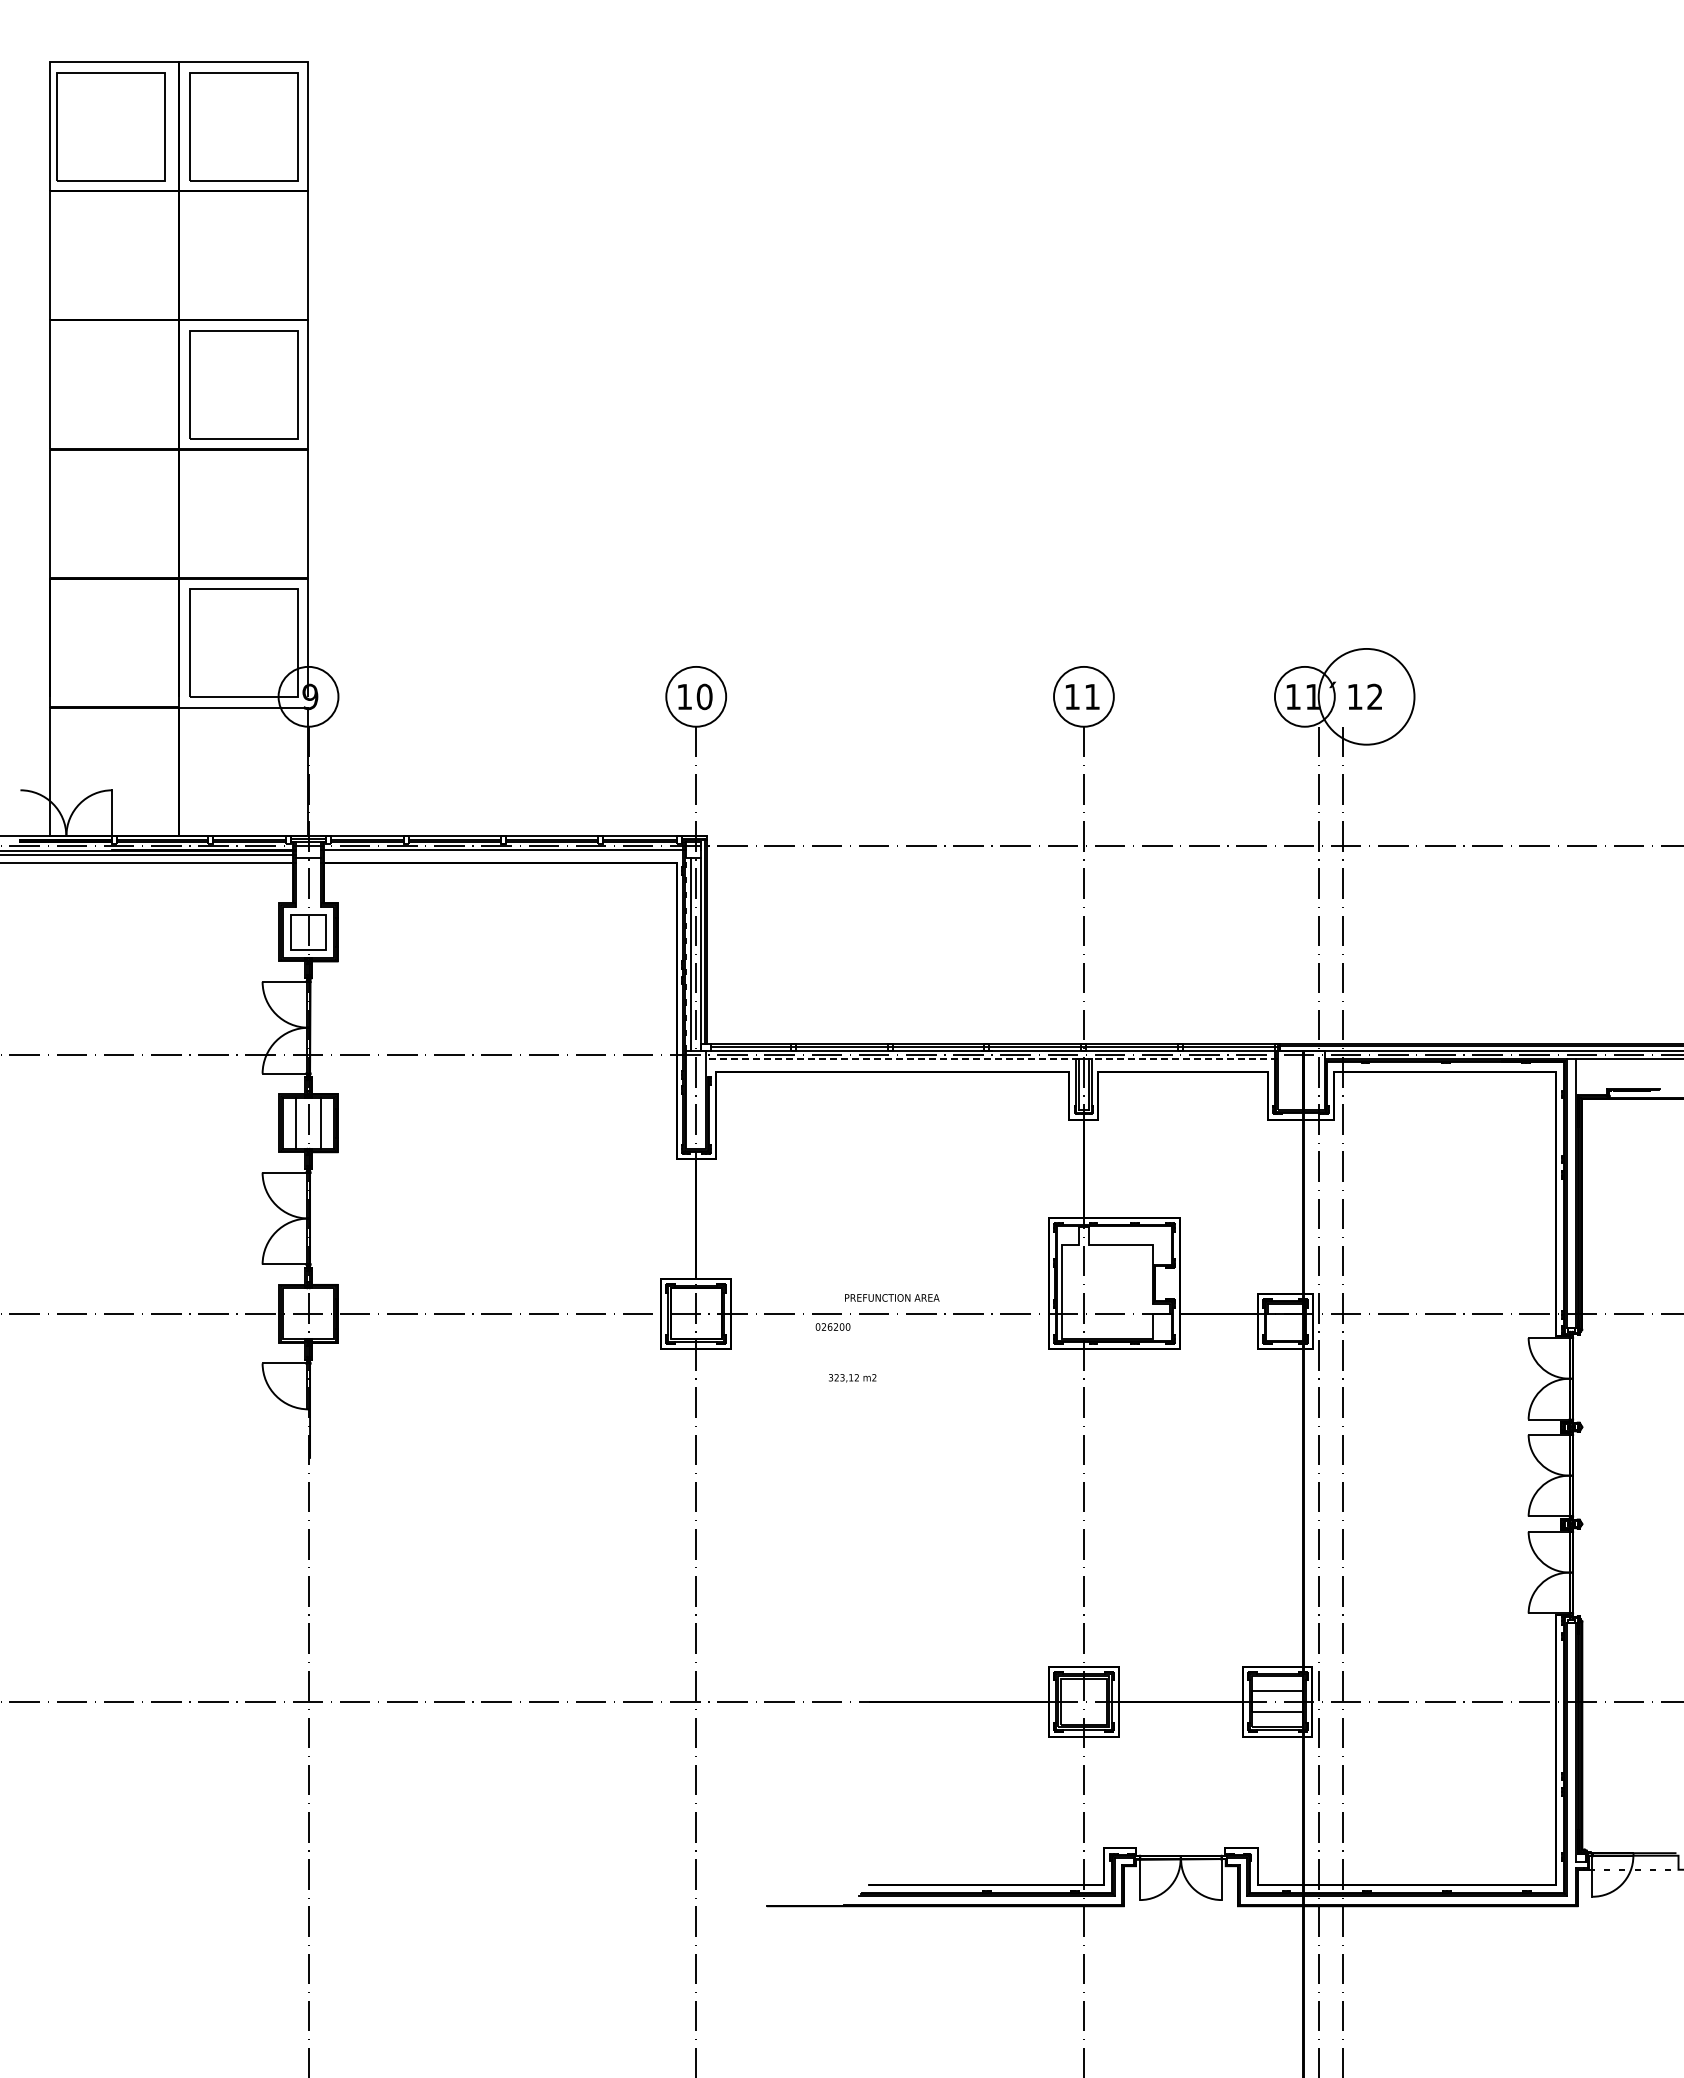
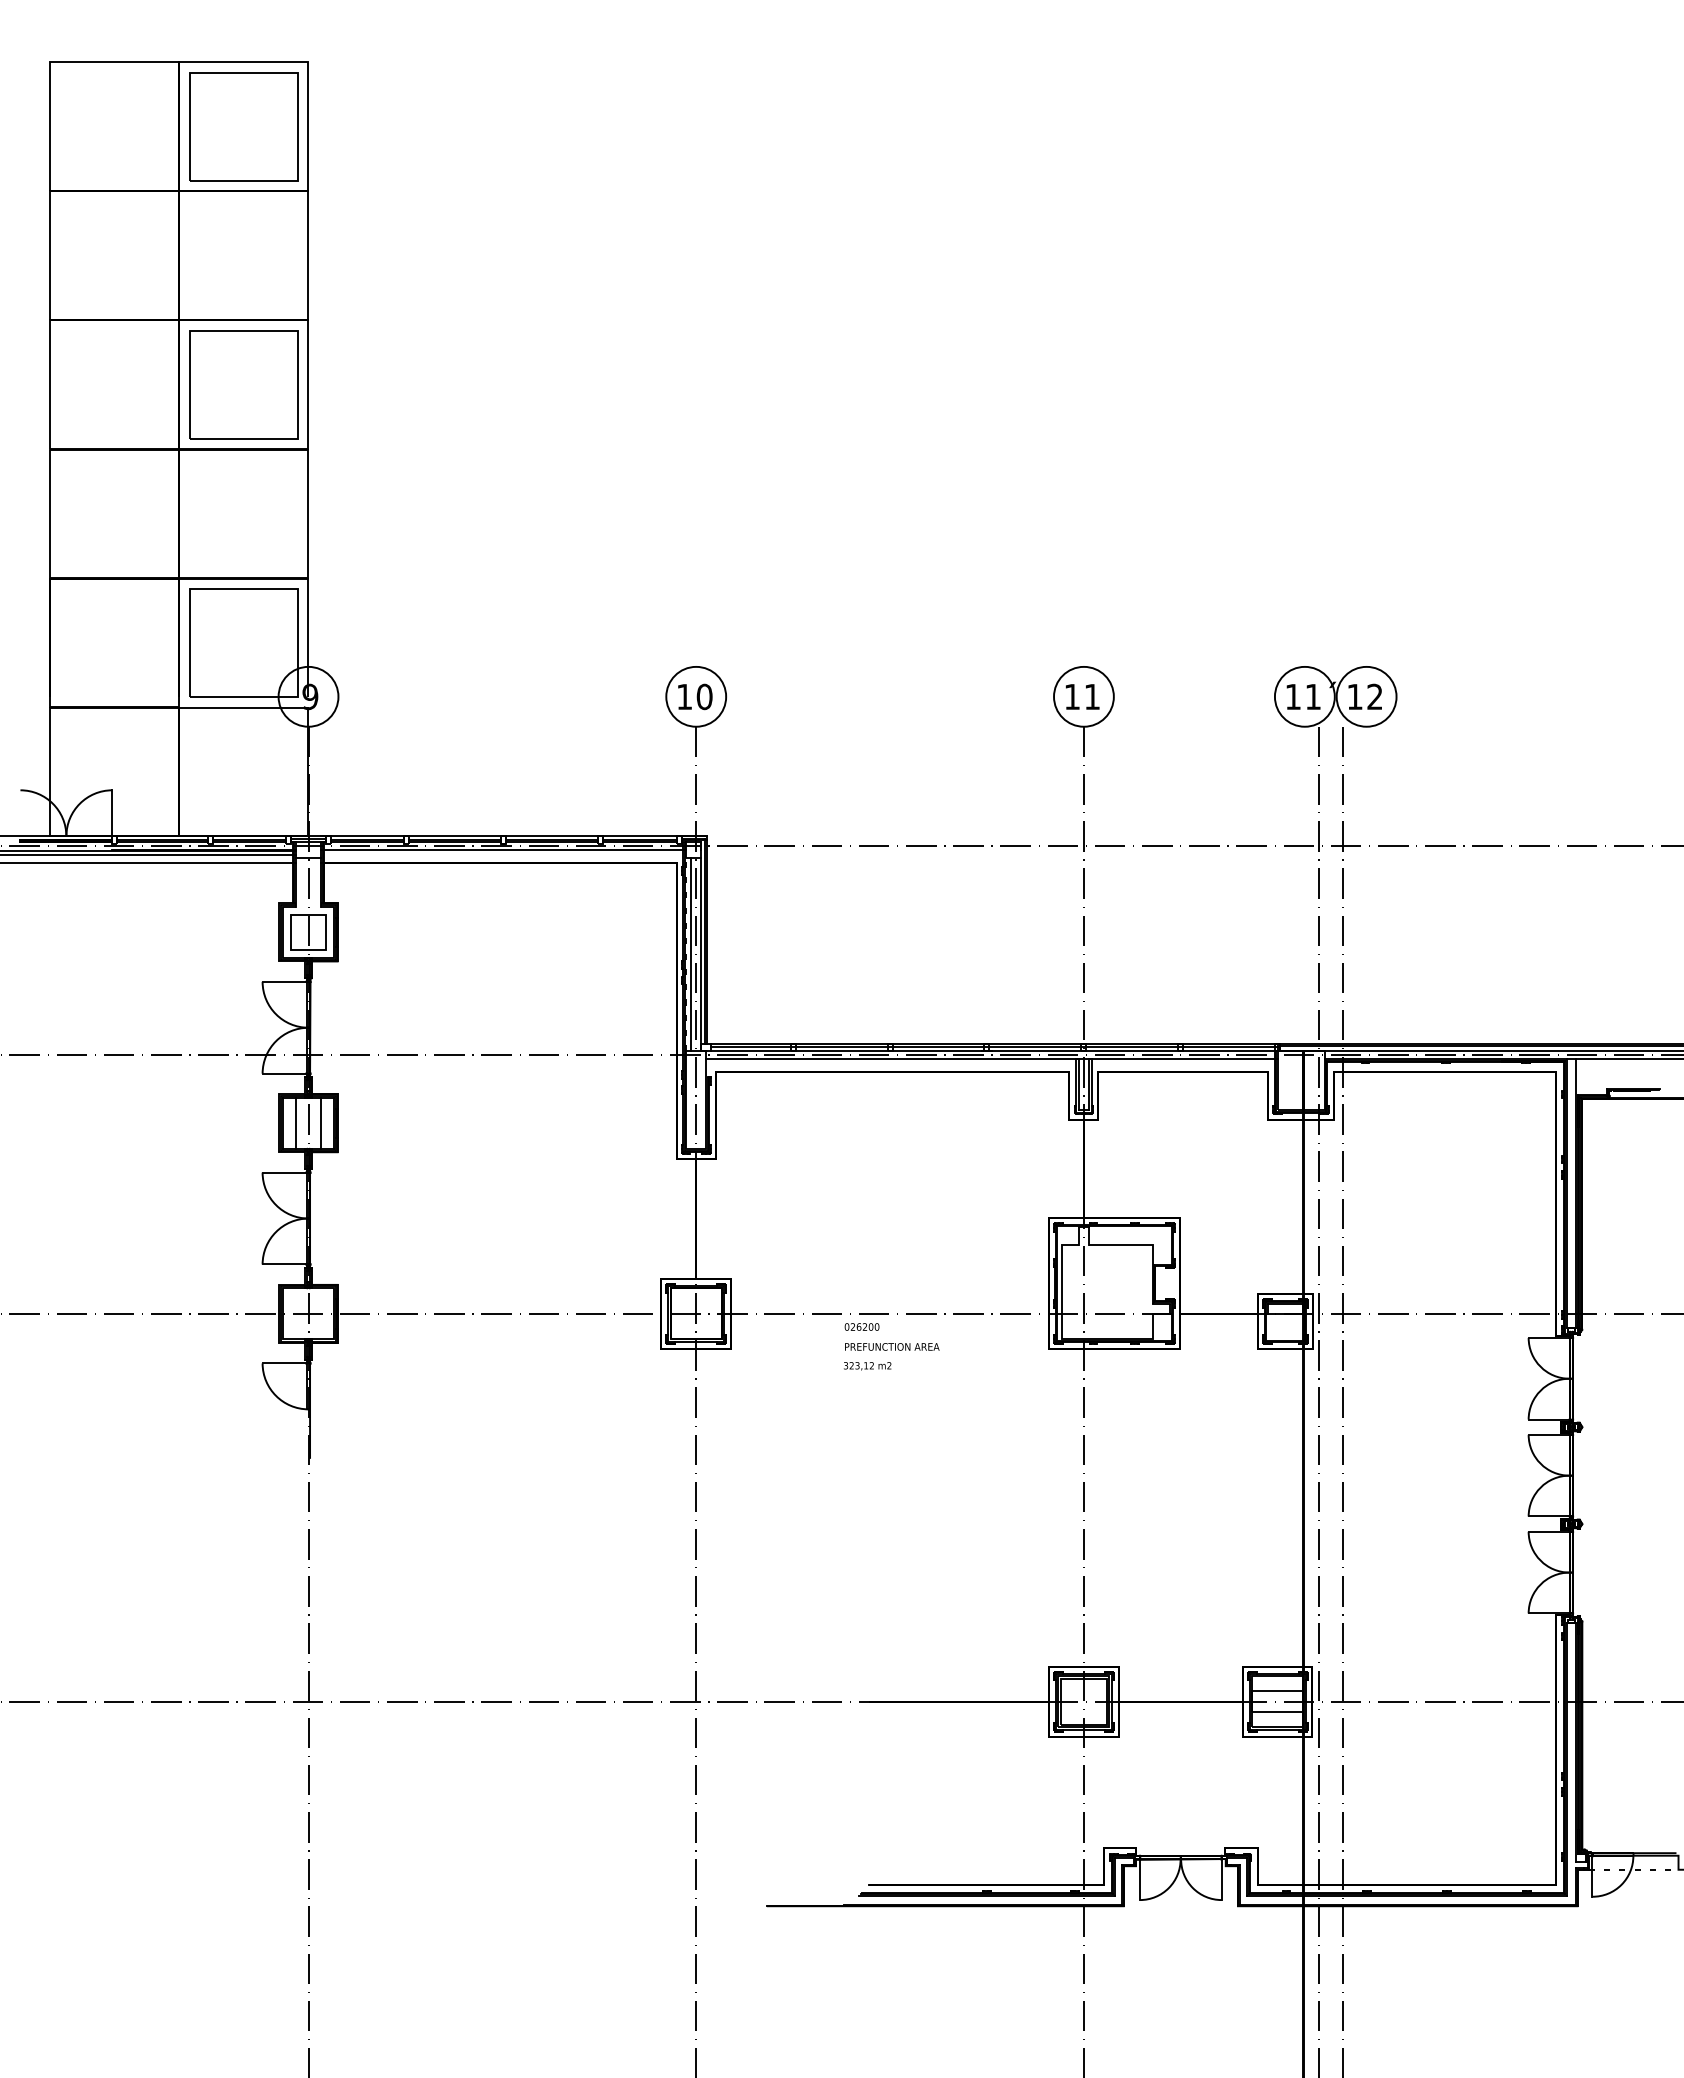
part: present -> none (110, 126)
circle diameter: 96 px -> 60 px (1366, 696)
line: dashed -> solid (892, 1059)
line: dashed -> solid (1182, 1059)
text position: (892, 1297) -> (892, 1346) (892, 1346)
text position: (832, 1326) -> (861, 1326) (861, 1326)
text position: (852, 1378) -> (867, 1366) (867, 1366)
